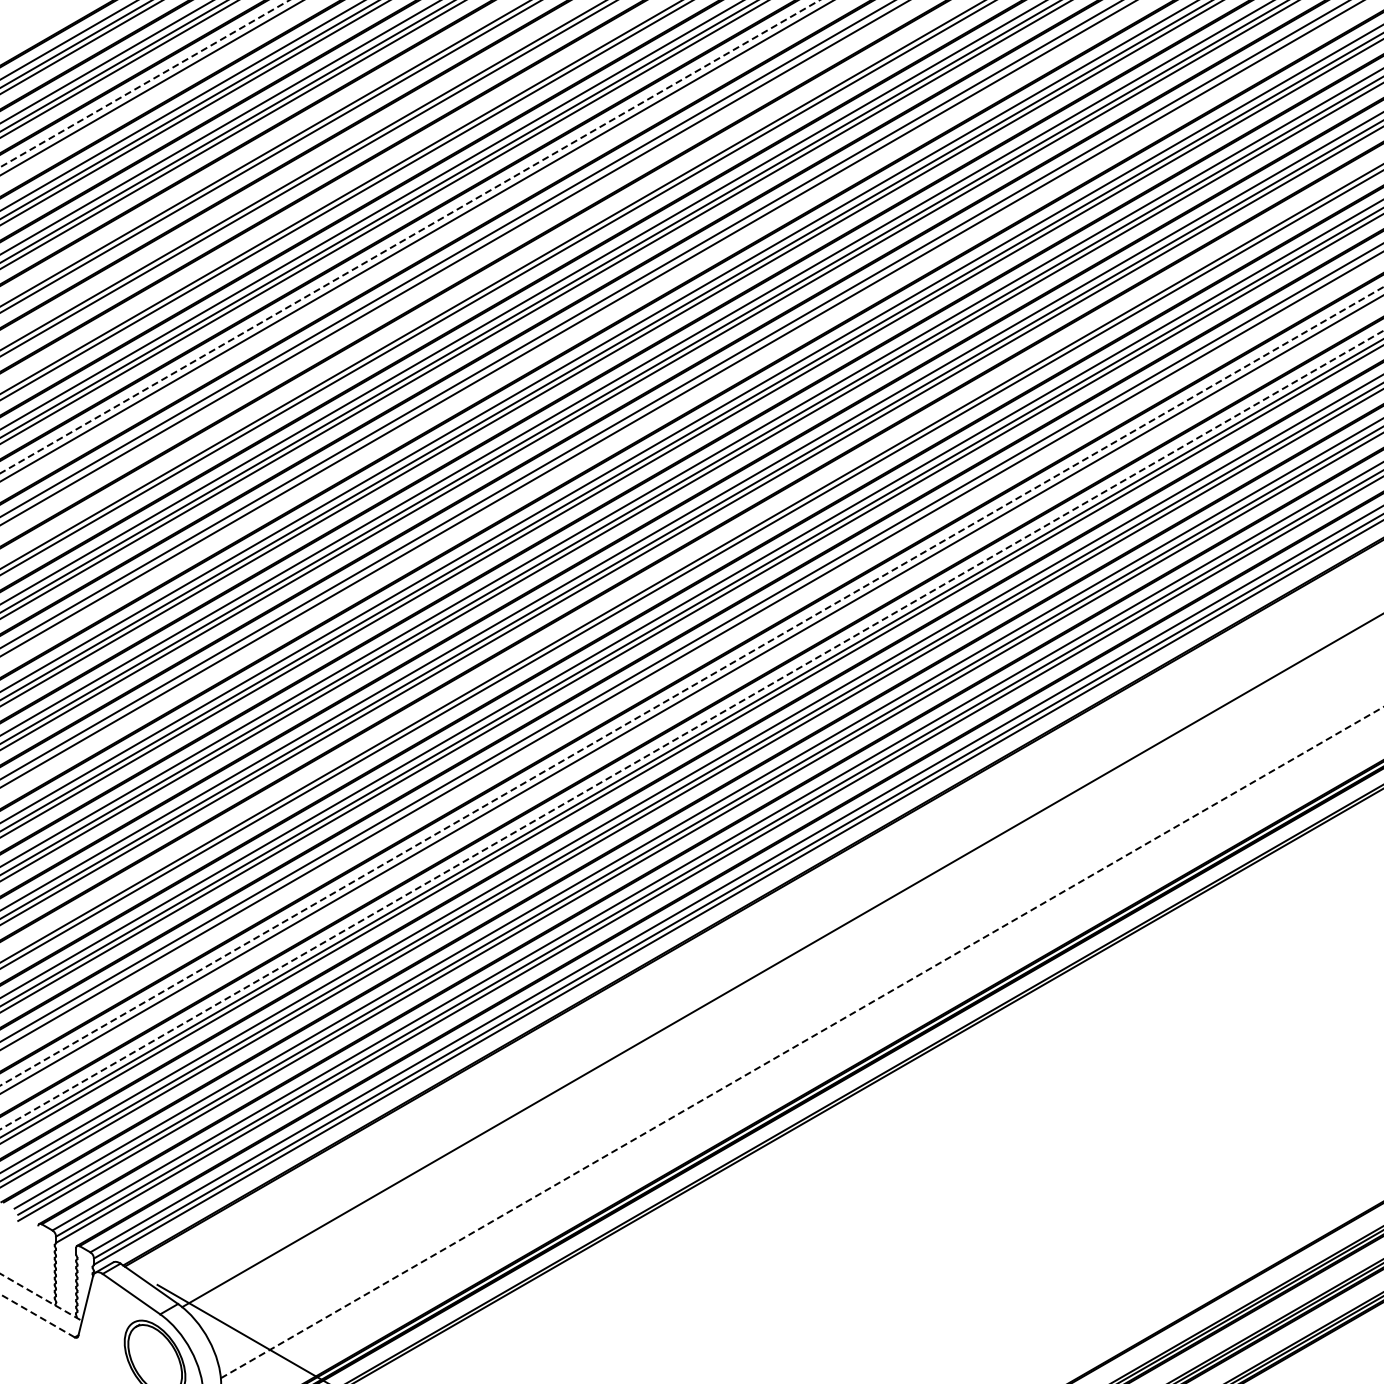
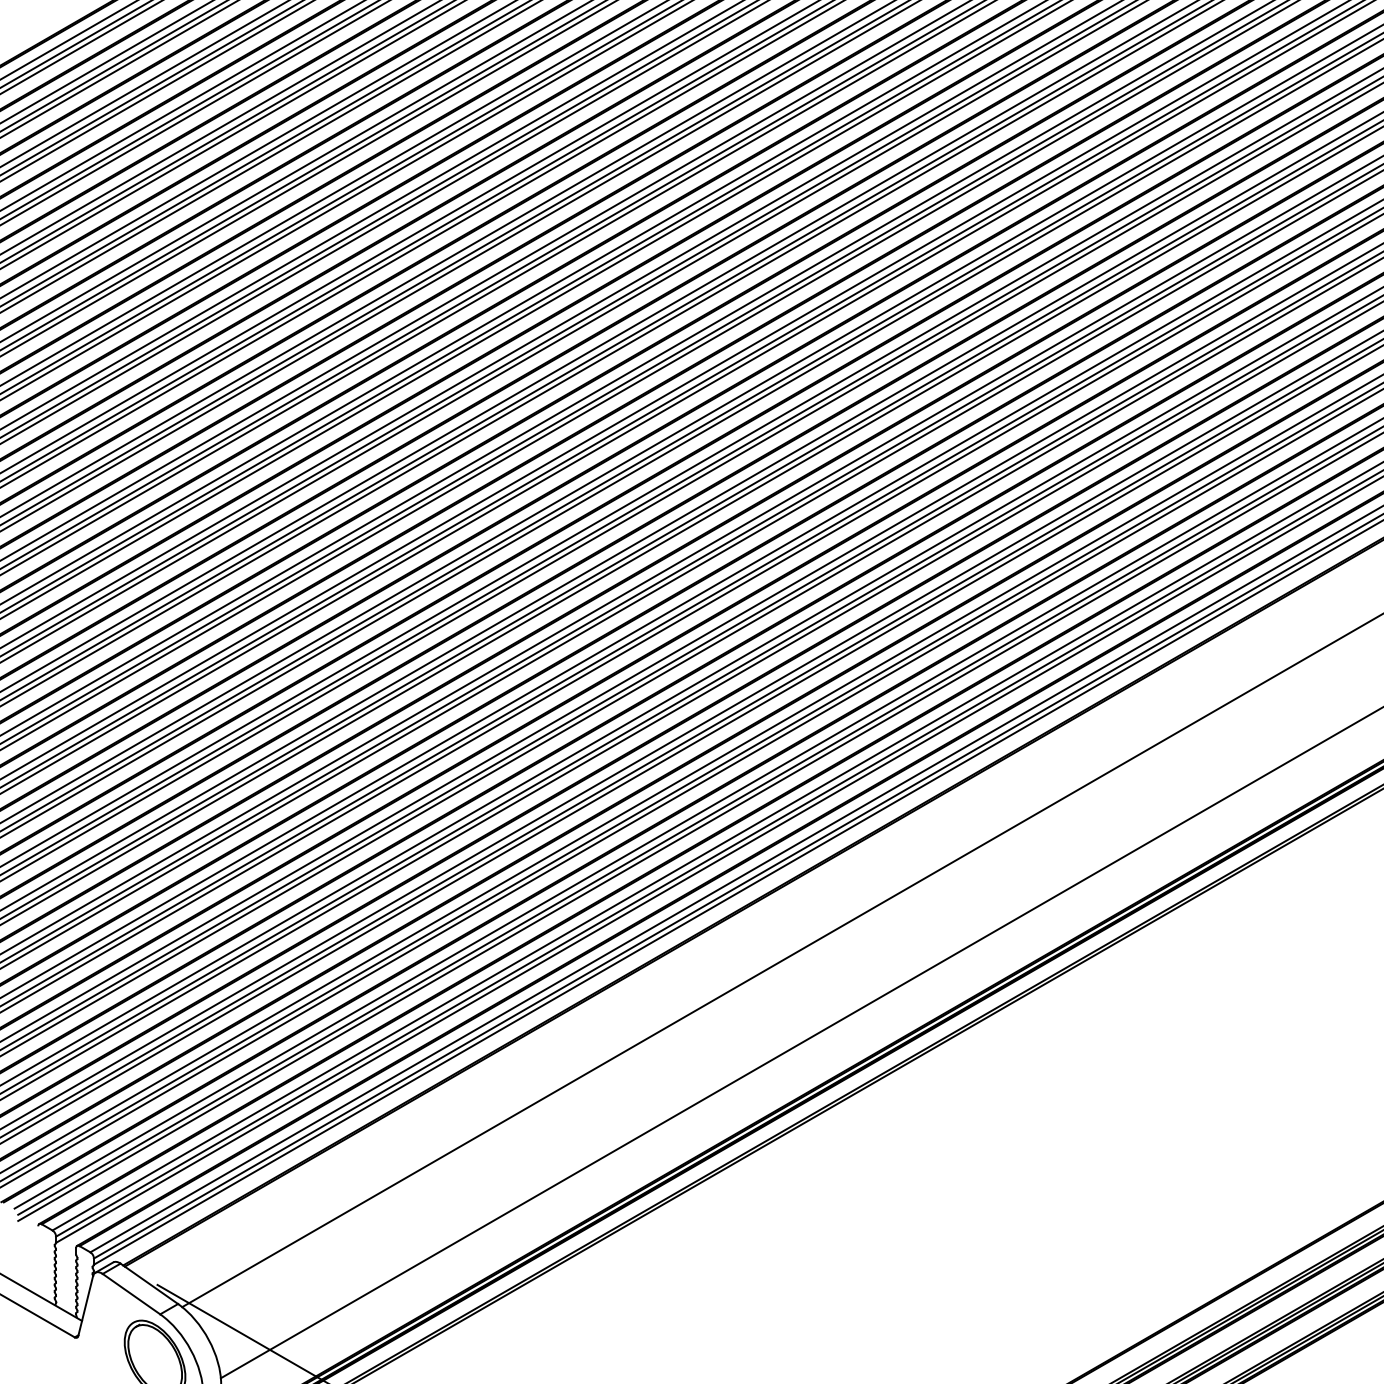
line: dashed -> solid (144, 83)
line: none -> present (156, 91)
line: none -> present (257, 149)
line: none -> present (295, 171)
line: none -> present (333, 193)
line: dashed -> solid (410, 236)
line: none -> present (421, 244)
line: none -> present (459, 266)
line: none -> present (484, 280)
line: none -> present (572, 331)
line: none -> present (686, 397)
line: none -> present (691, 555)
line: none -> present (691, 656)
line: dashed -> solid (692, 686)
line: none -> present (691, 700)
line: dashed -> solid (692, 729)
line: dashed -> solid (802, 1042)
line: dashed -> solid (41, 1297)
line: dashed -> solid (37, 1315)
